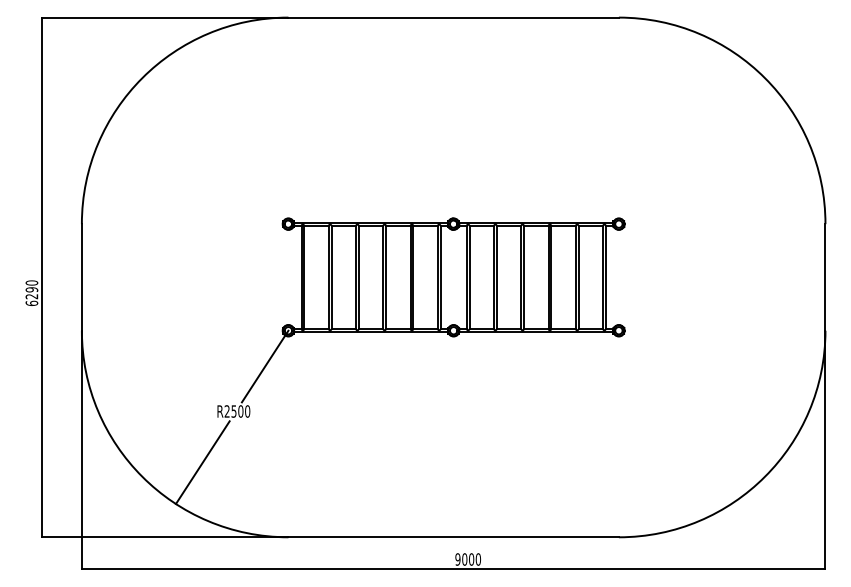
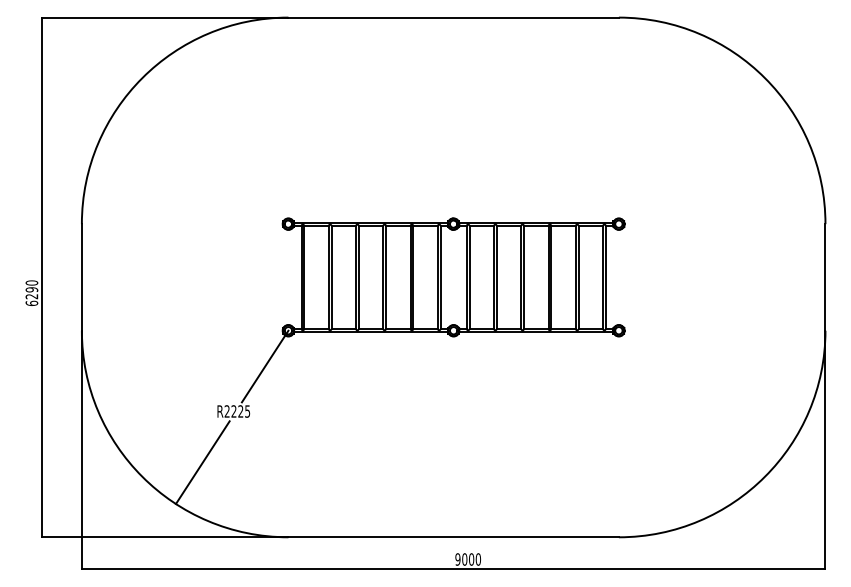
text: R2500 -> R2225 (240, 411)
